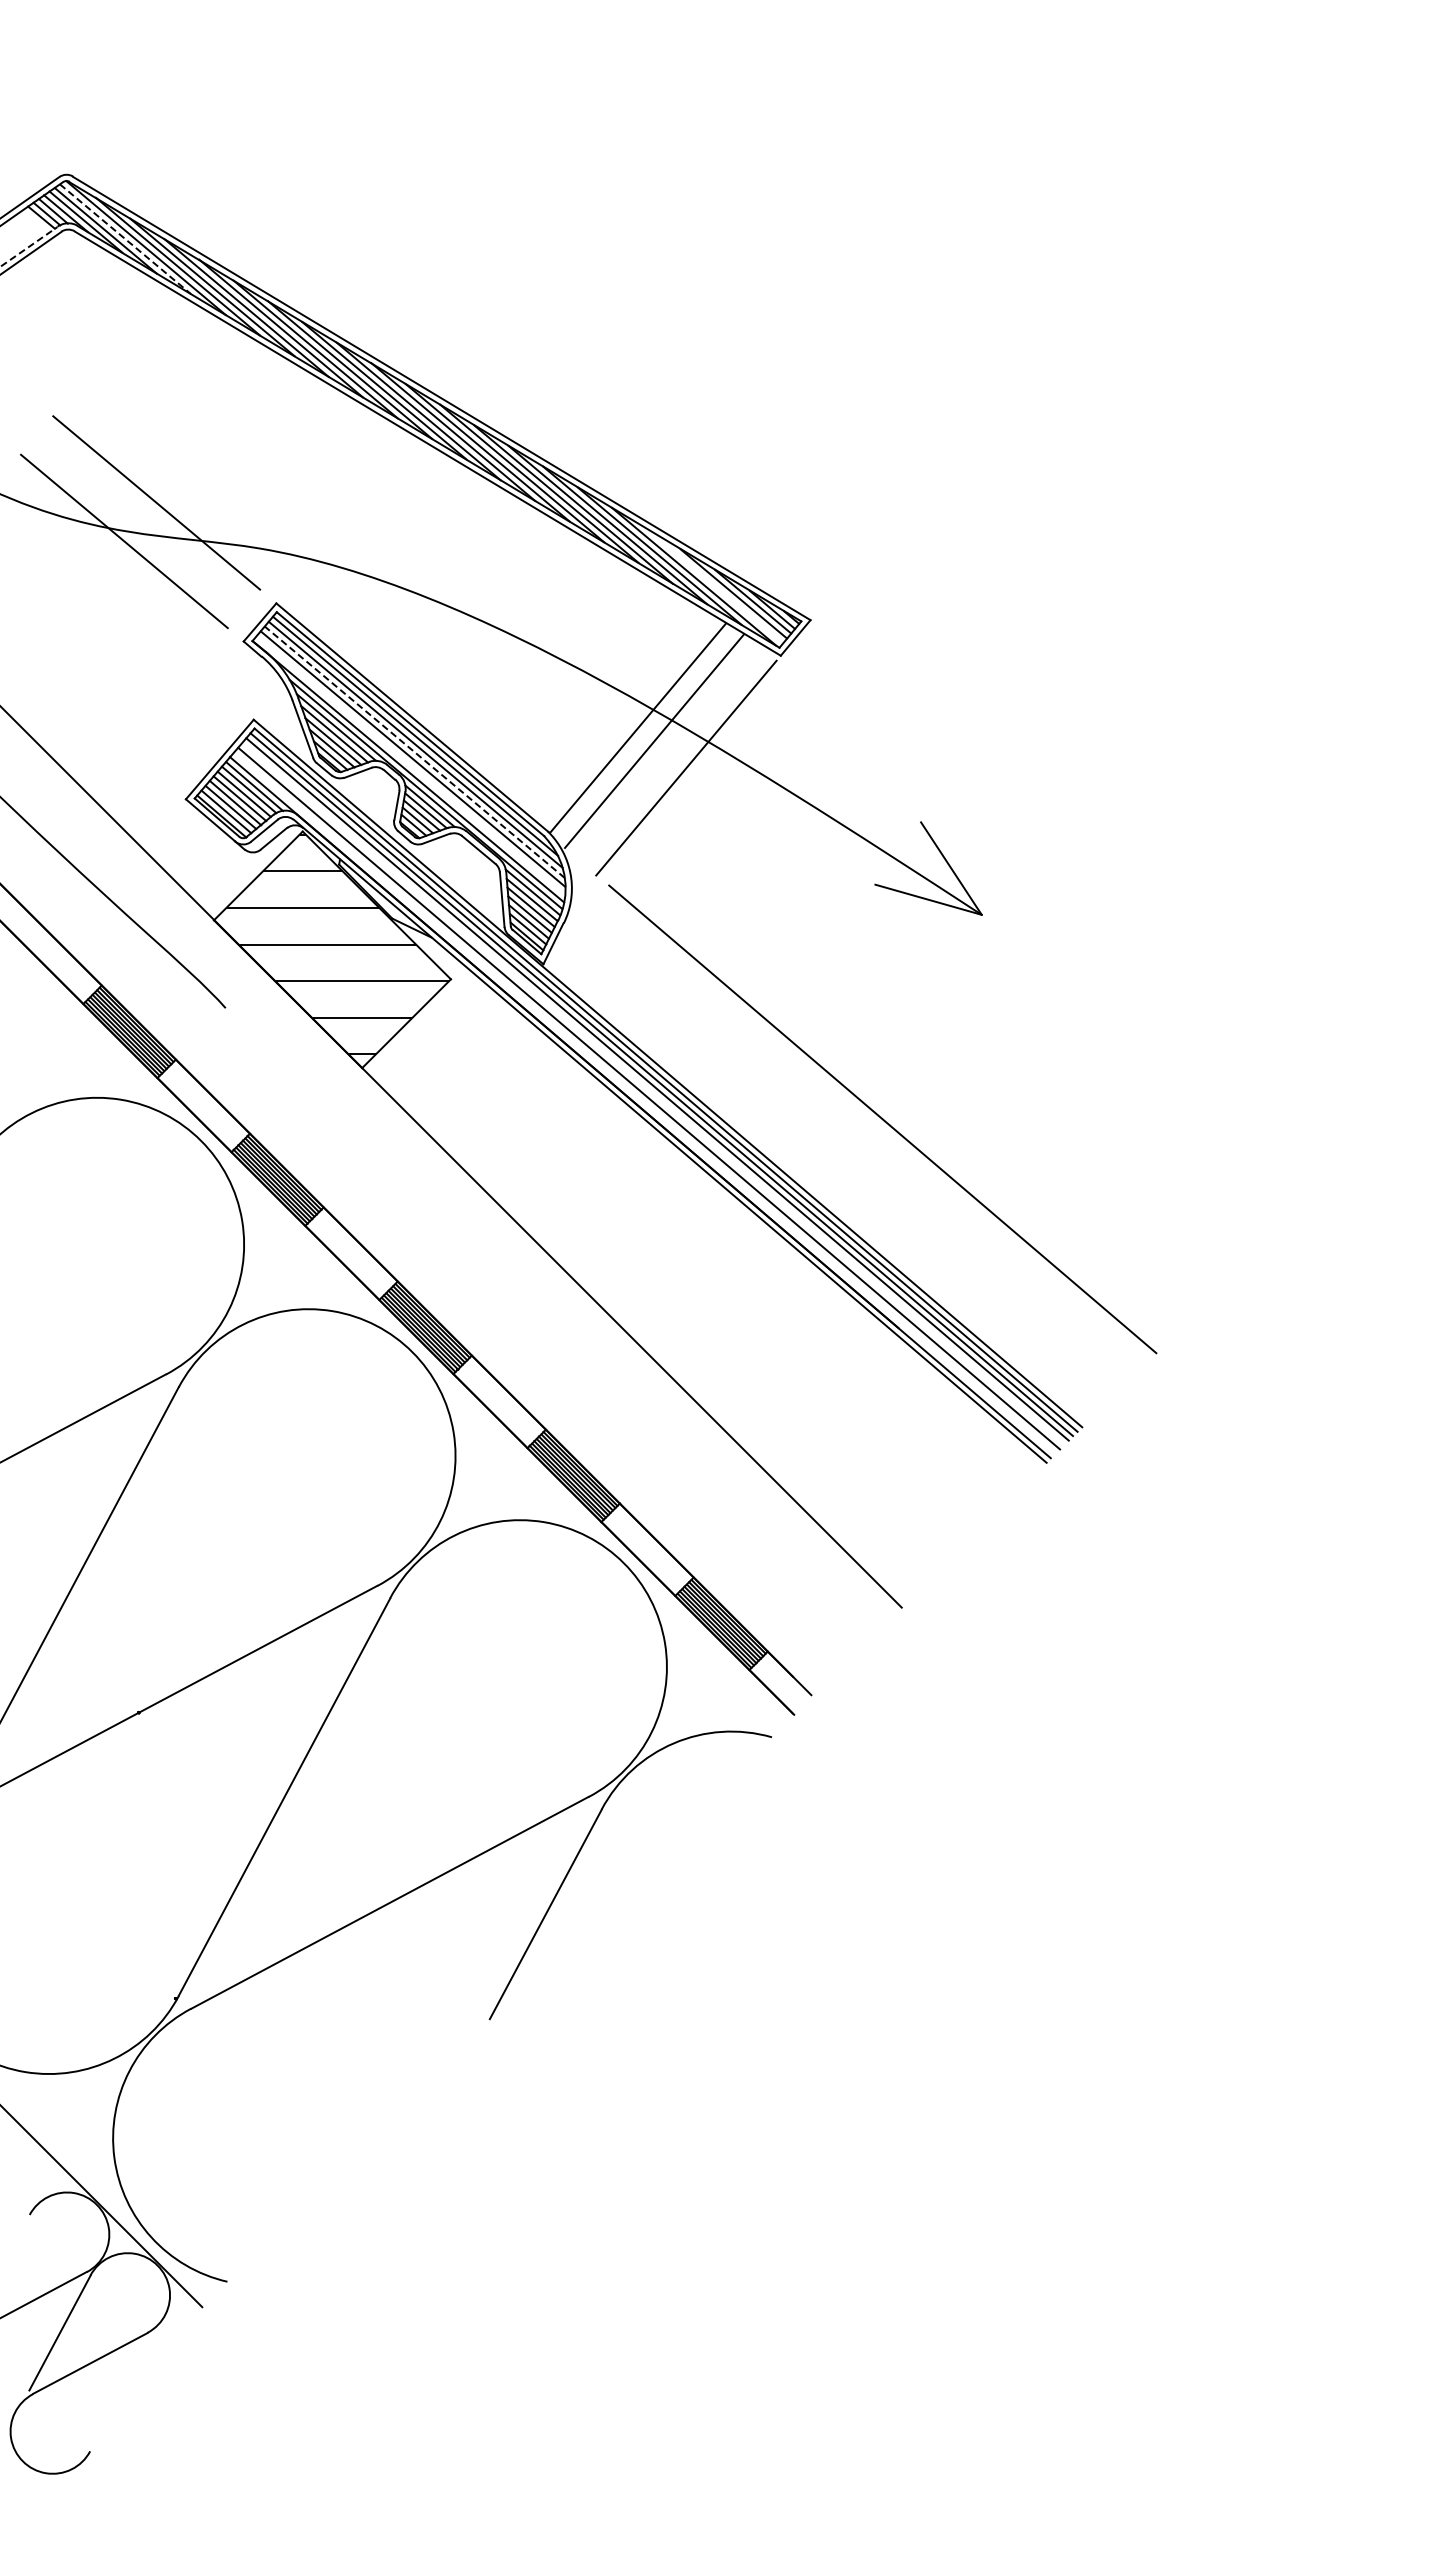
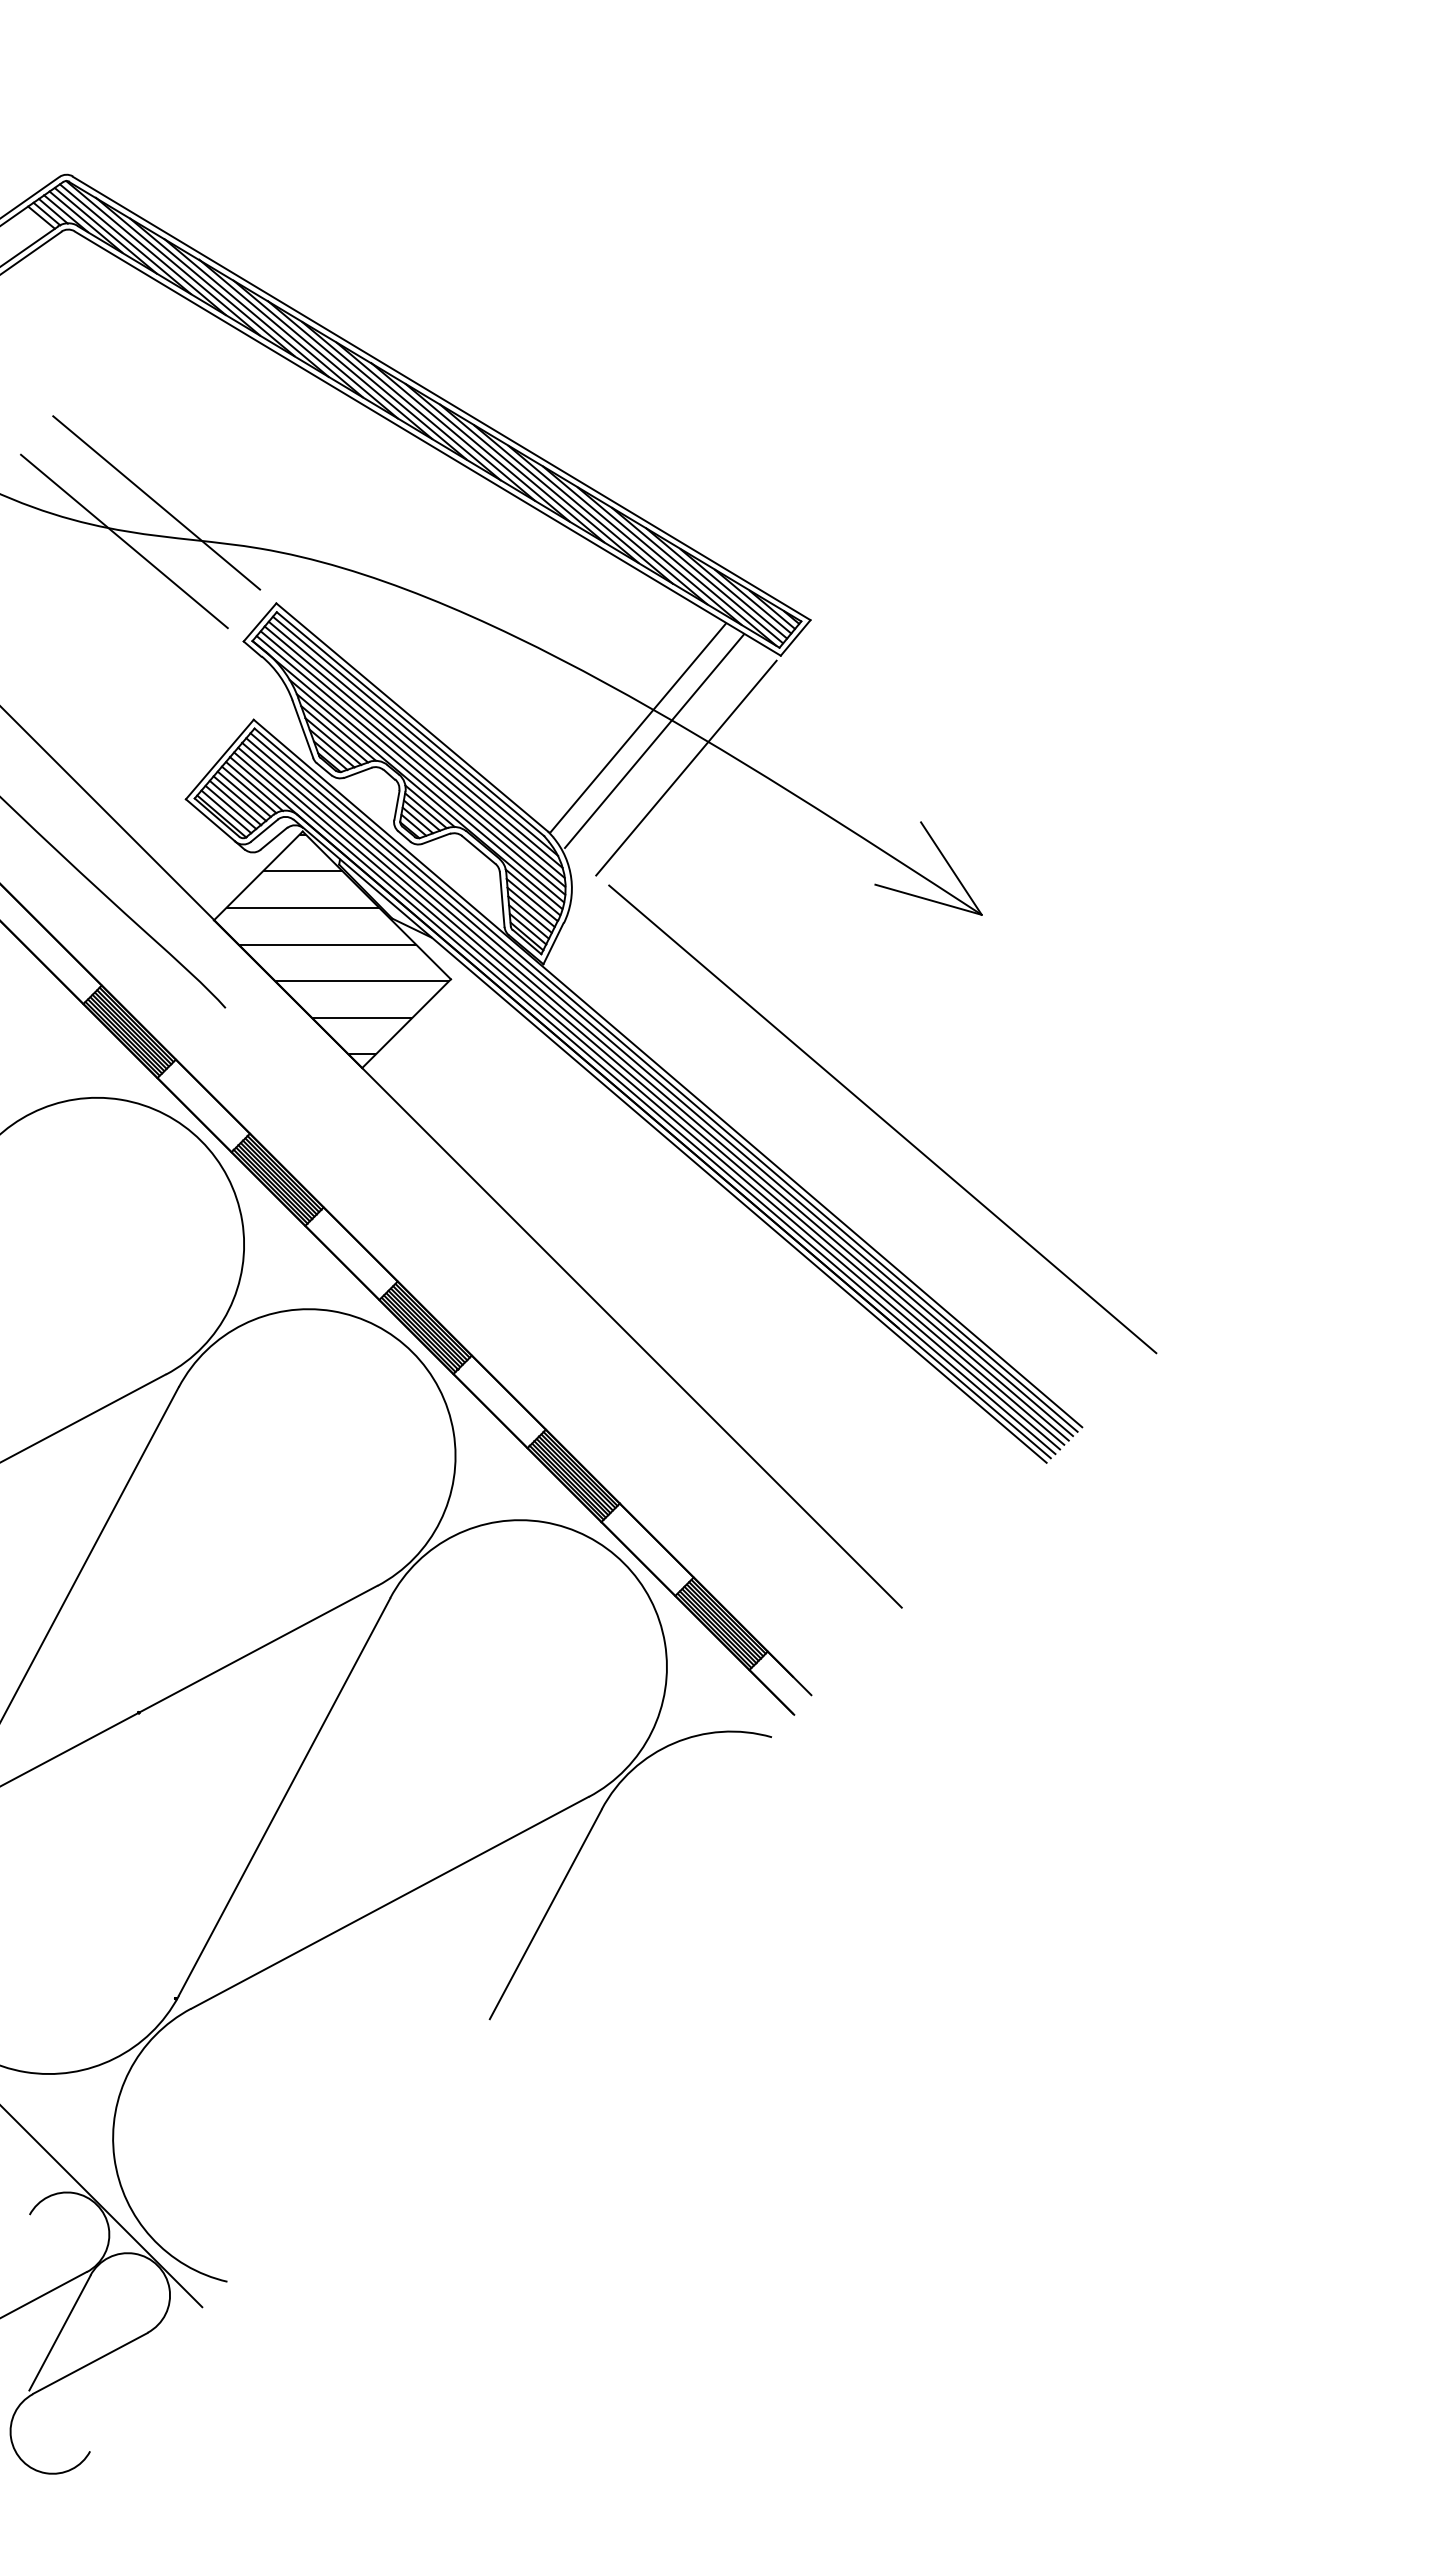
line: dashed -> solid (125, 239)
line: dashed -> solid (28, 247)
line: none -> present (714, 585)
line: dashed -> solid (414, 752)
line: none -> present (410, 765)
line: none -> present (653, 1093)
line: none -> present (644, 1103)
